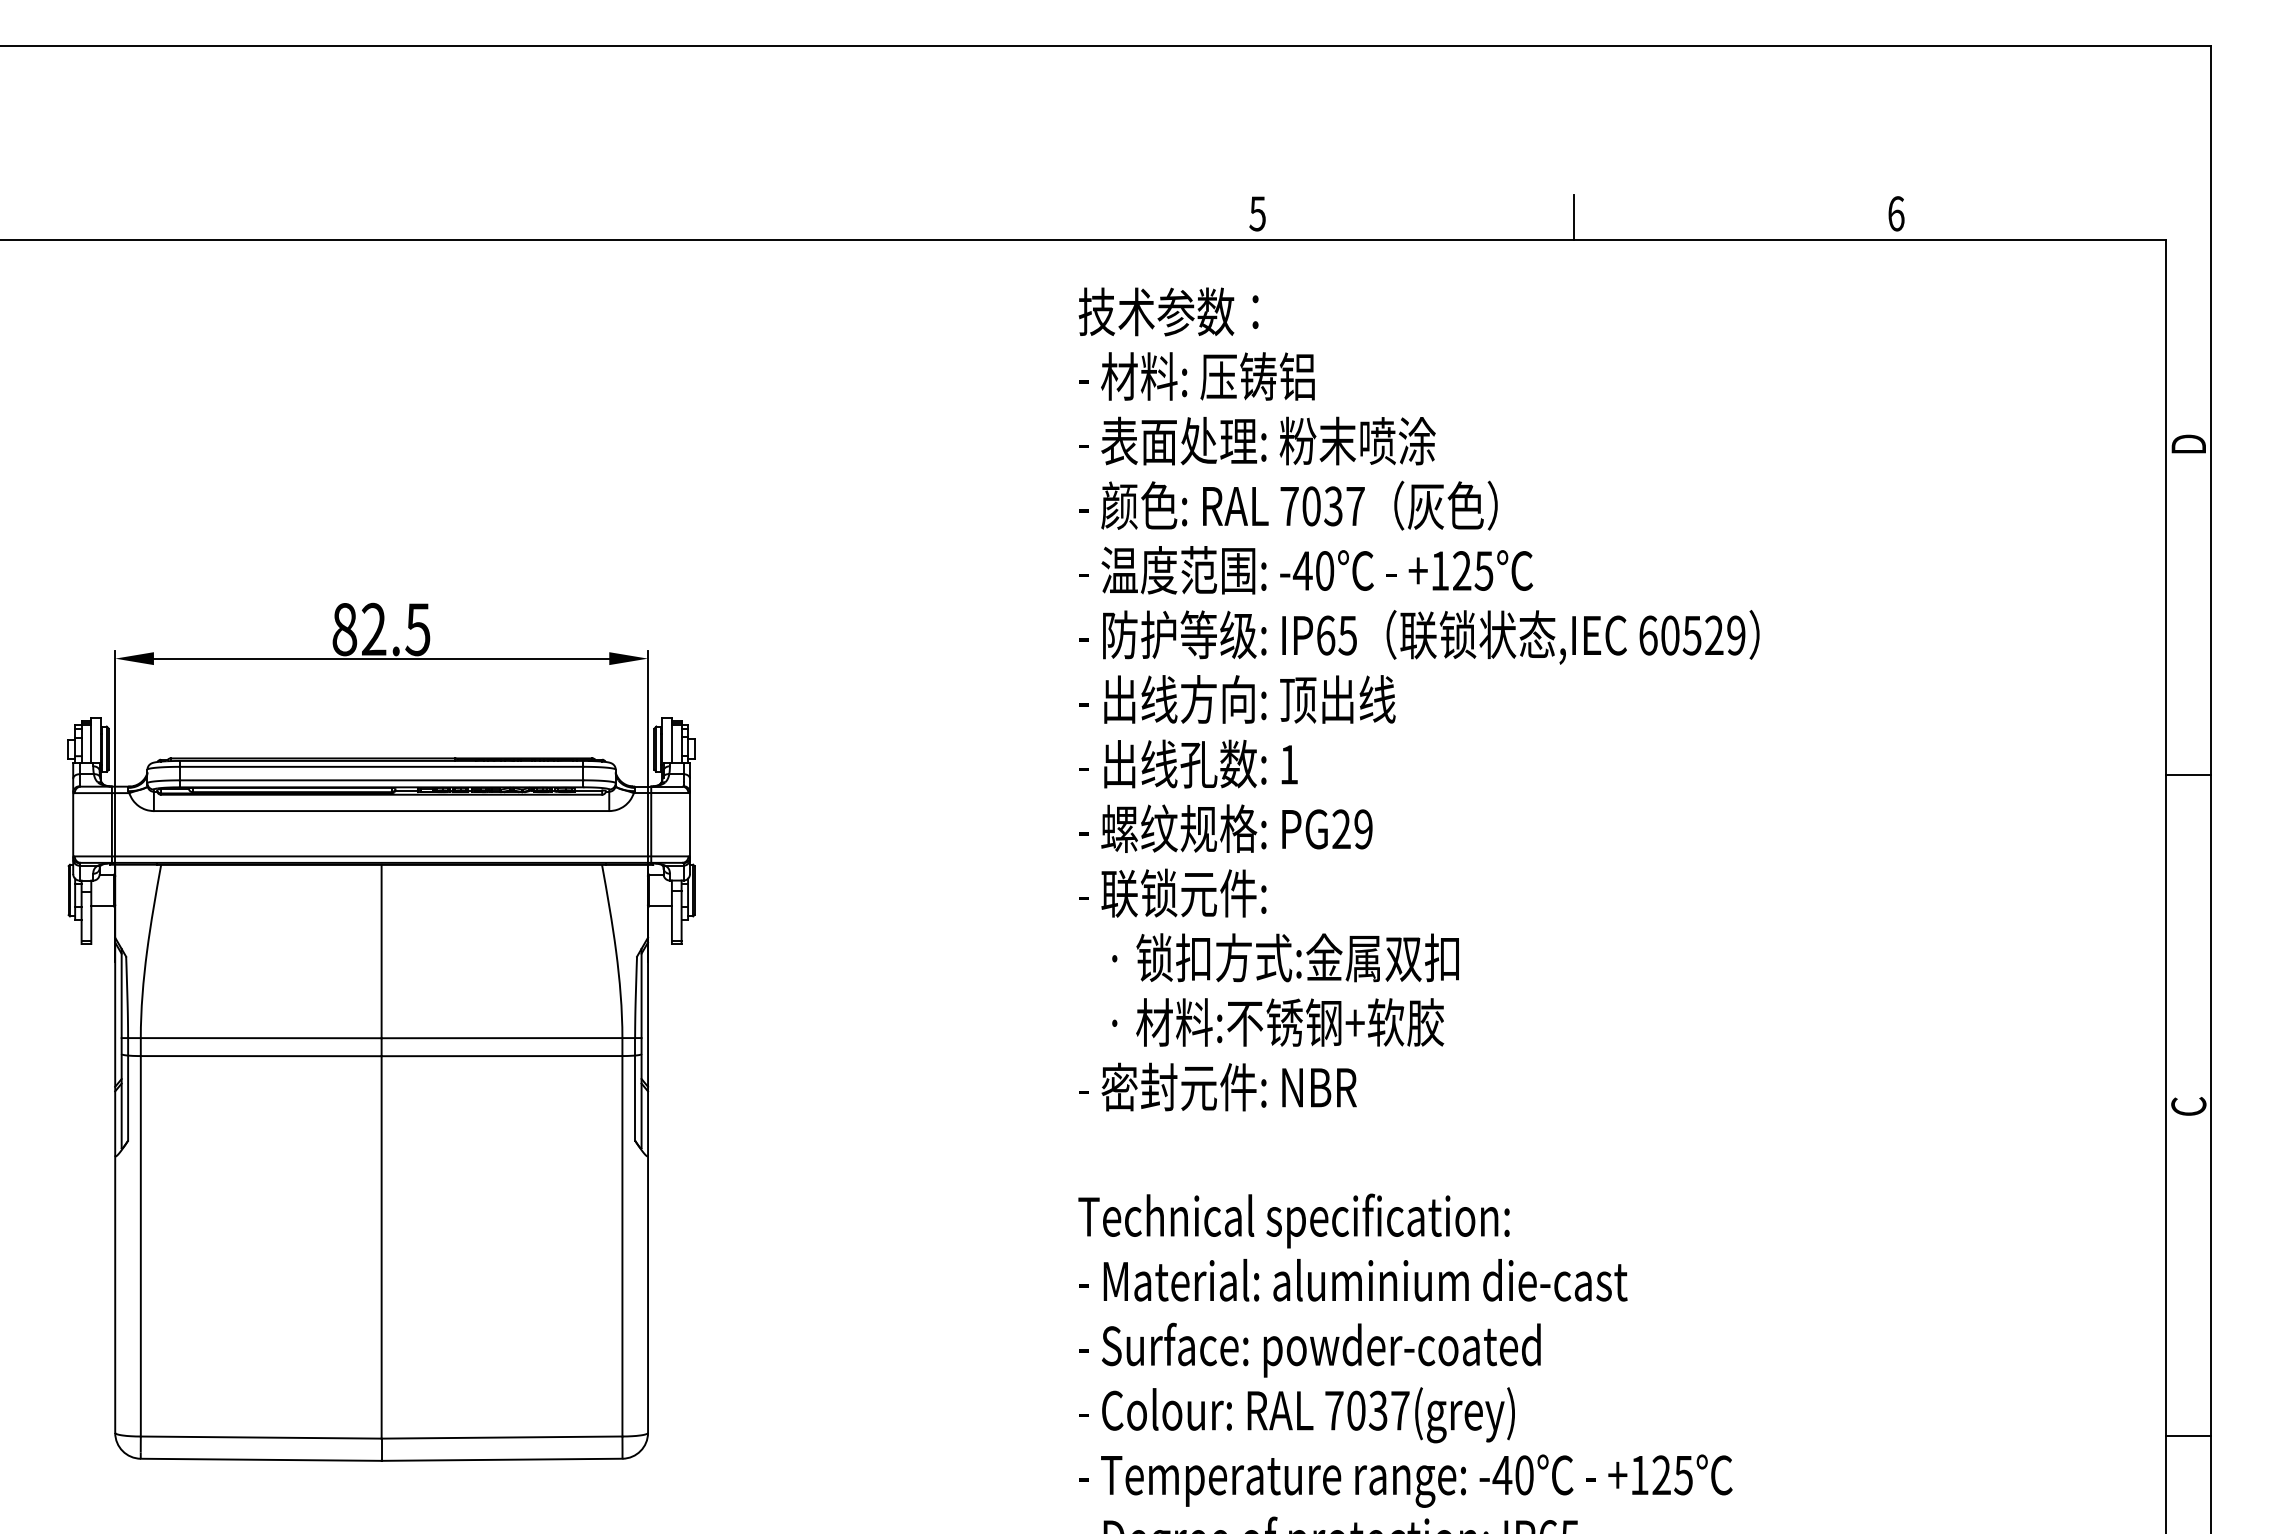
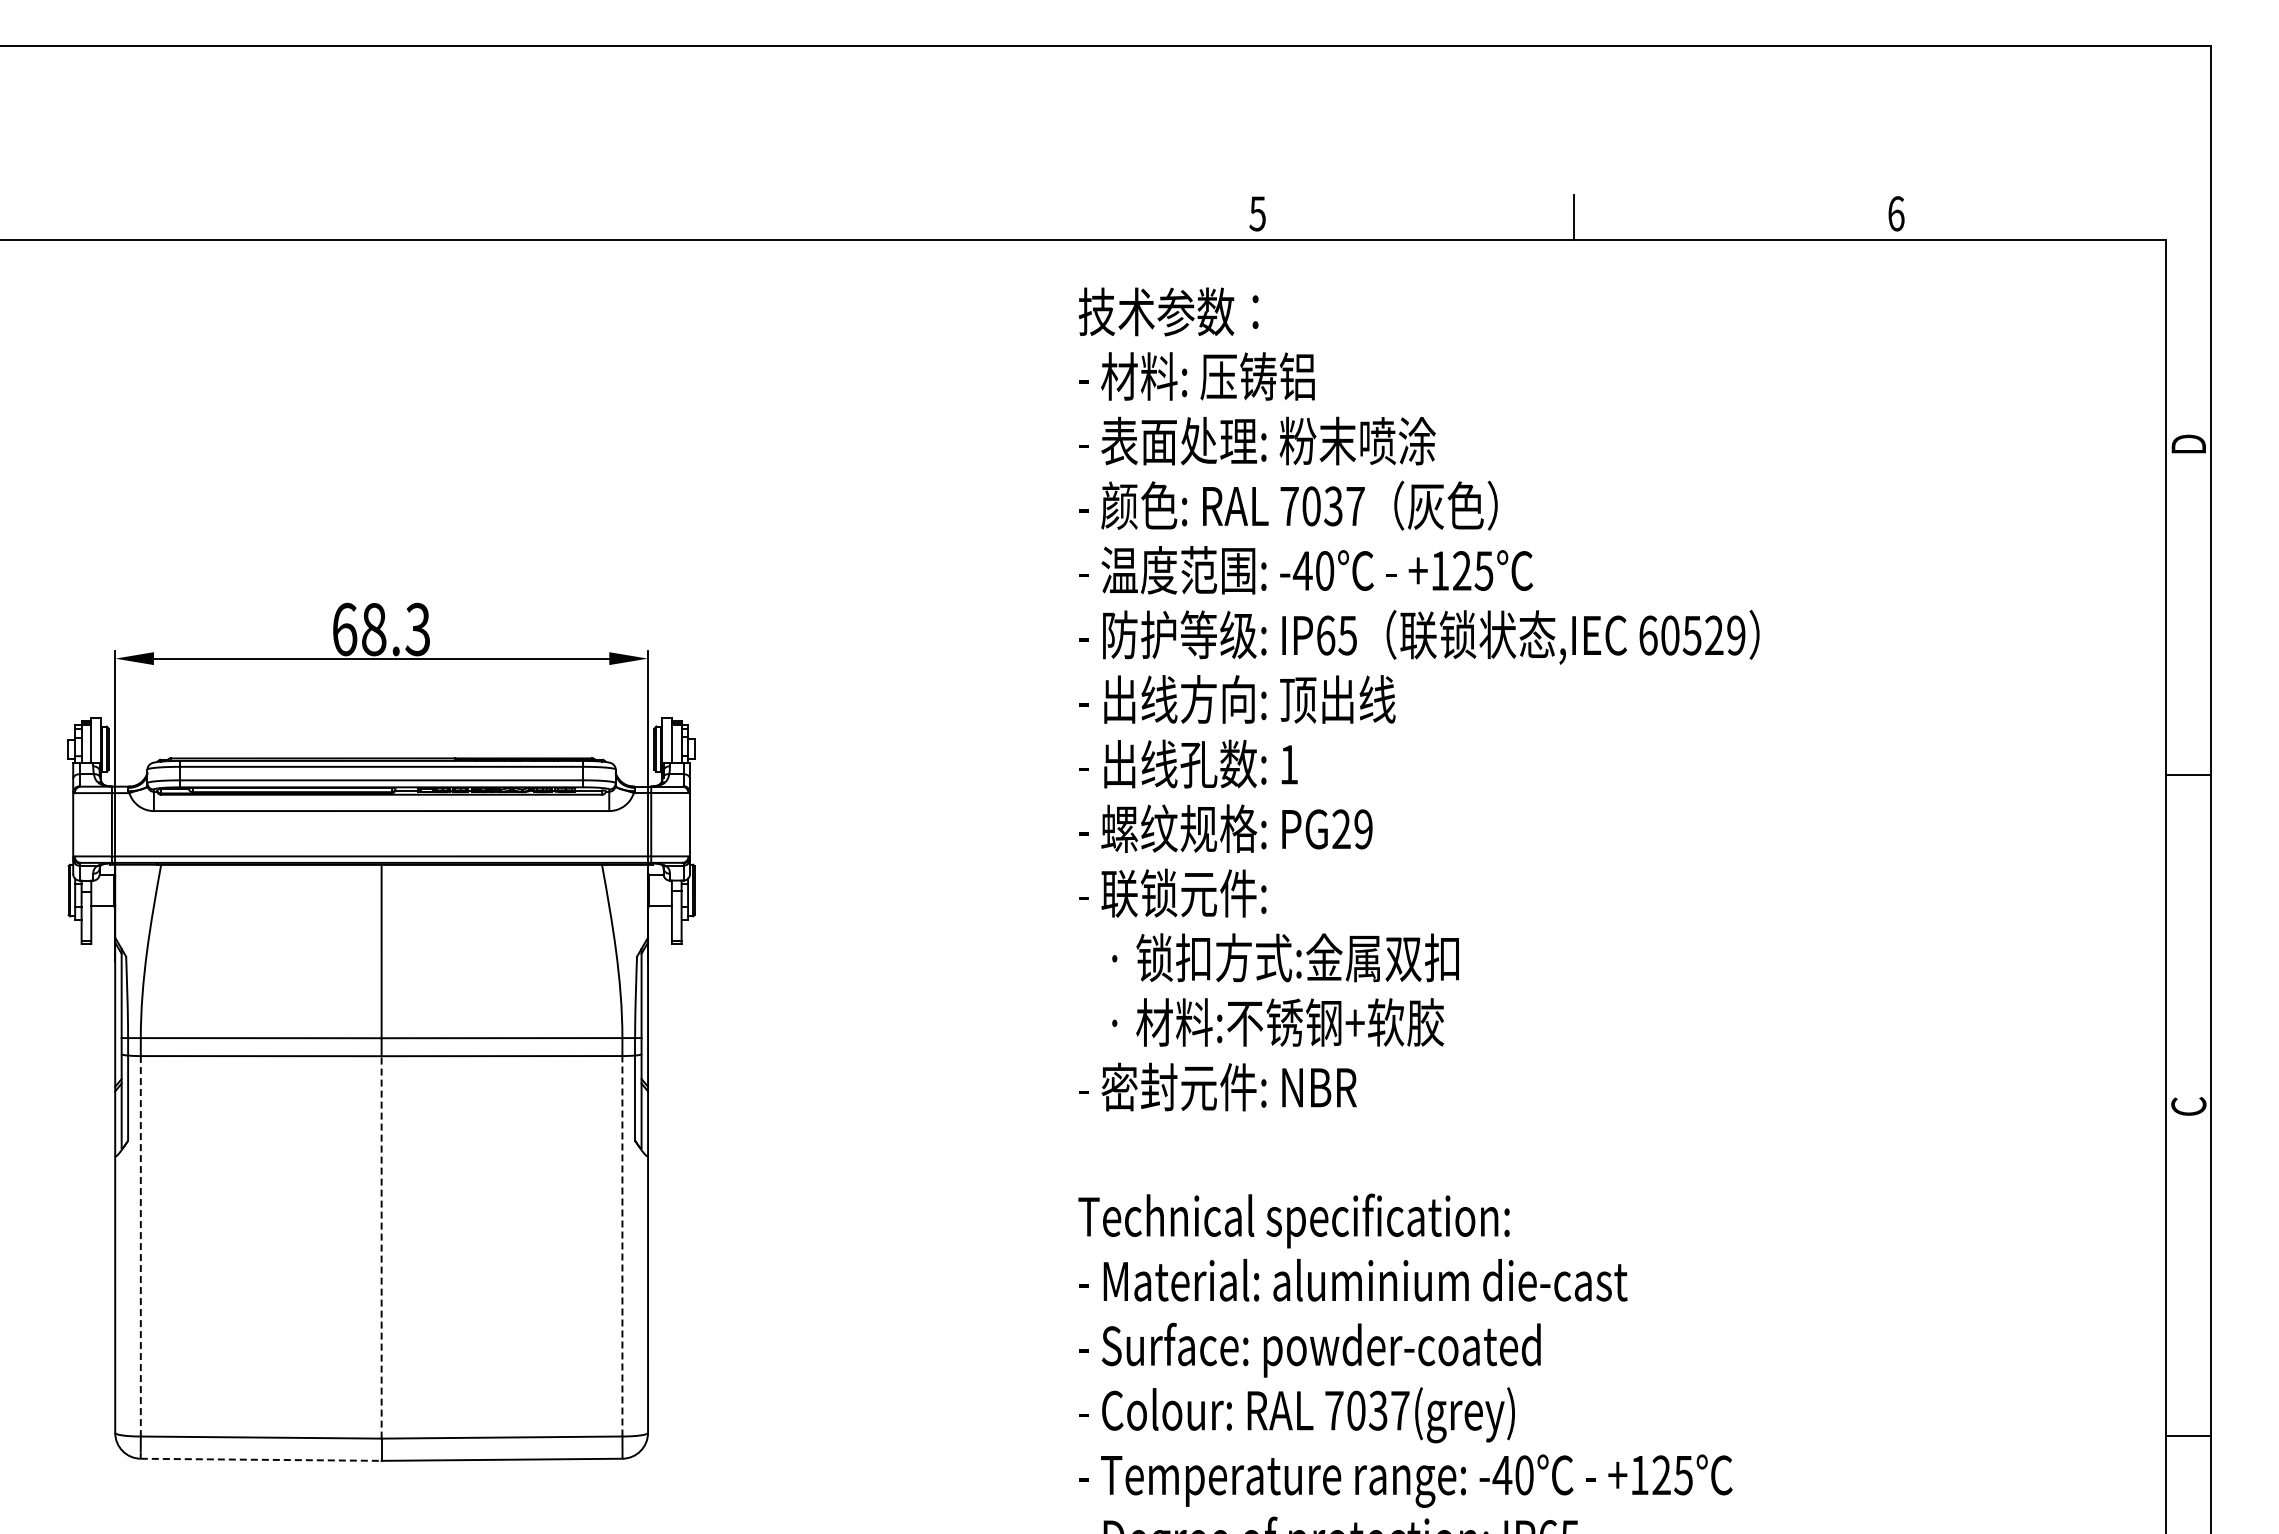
text: 82.5 -> 68.3 (381, 629)
line: solid -> dashed (622, 1245)
line: solid -> dashed (140, 1246)
line: solid -> dashed (381, 1246)
line: solid -> dashed (261, 1459)
